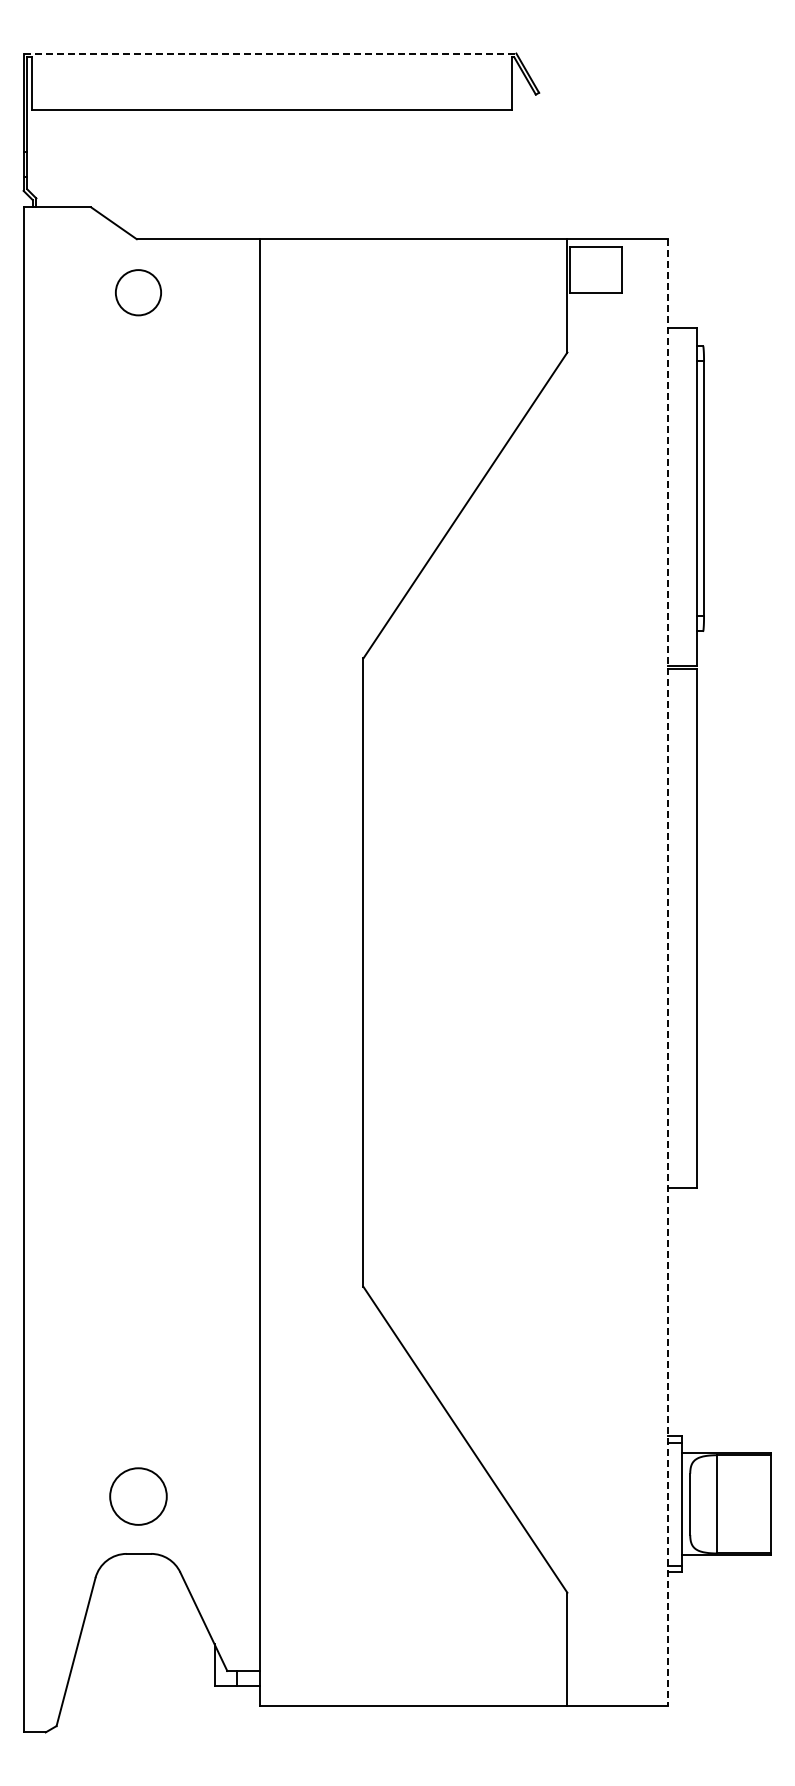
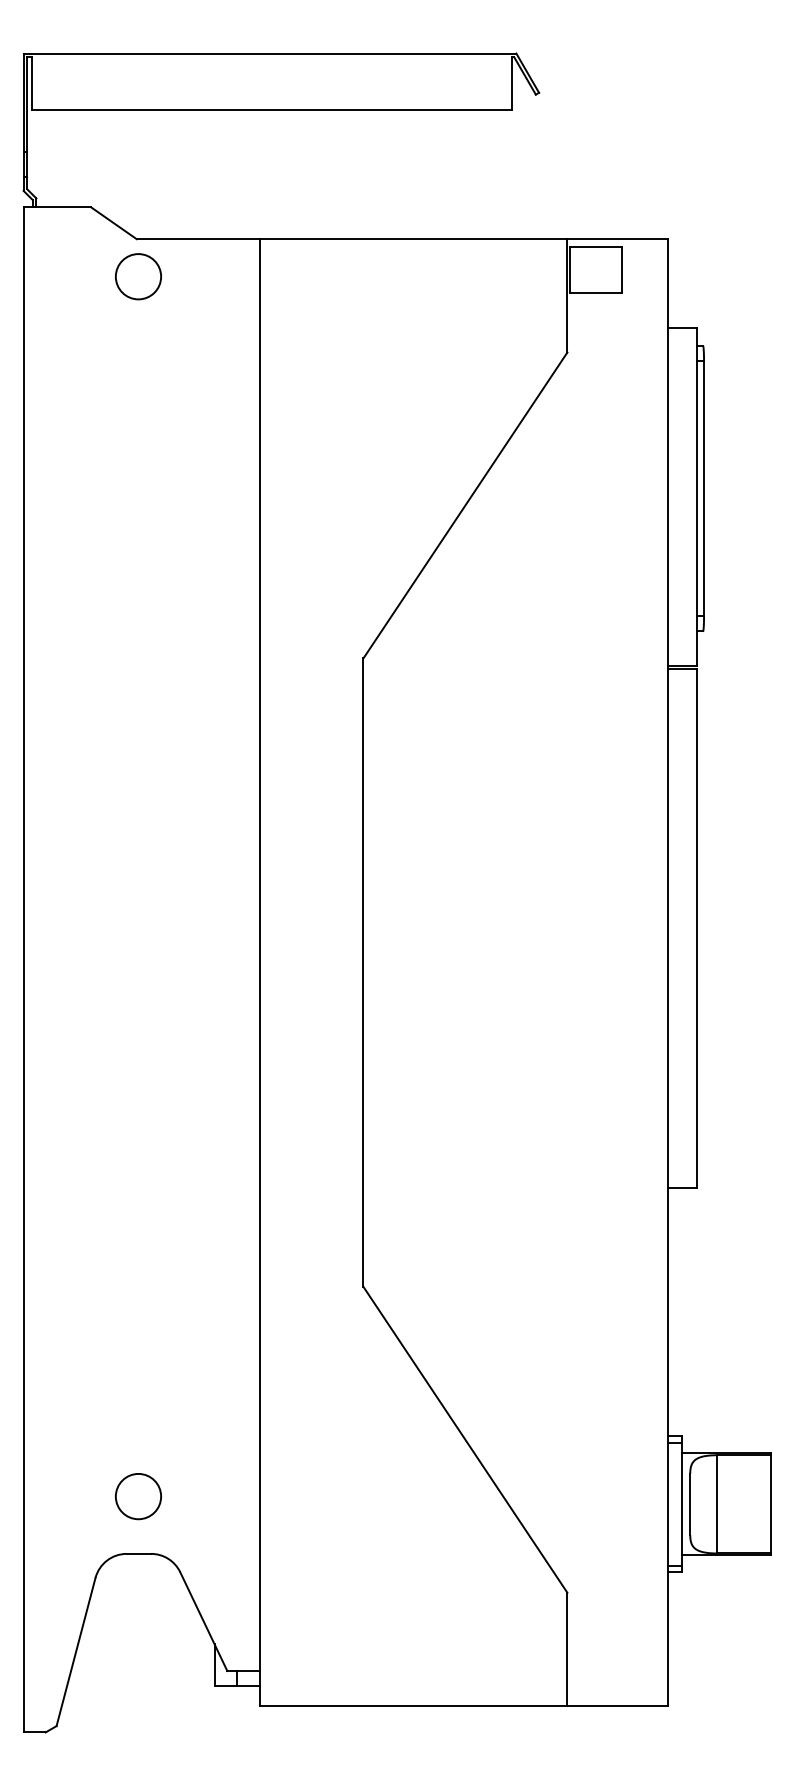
line: dashed -> solid (270, 53)
circle position: (138, 292) -> (138, 276) (138, 276)
line: dashed -> solid (667, 973)
circle diameter: 57 px -> 45 px (138, 1496)
